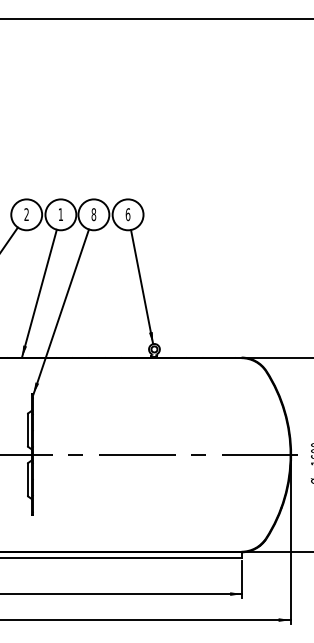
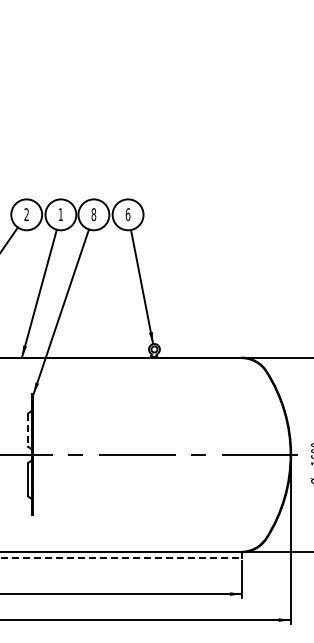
line: present -> none (156, 19)
line: solid -> dashed (27, 430)
line: solid -> dashed (121, 557)
